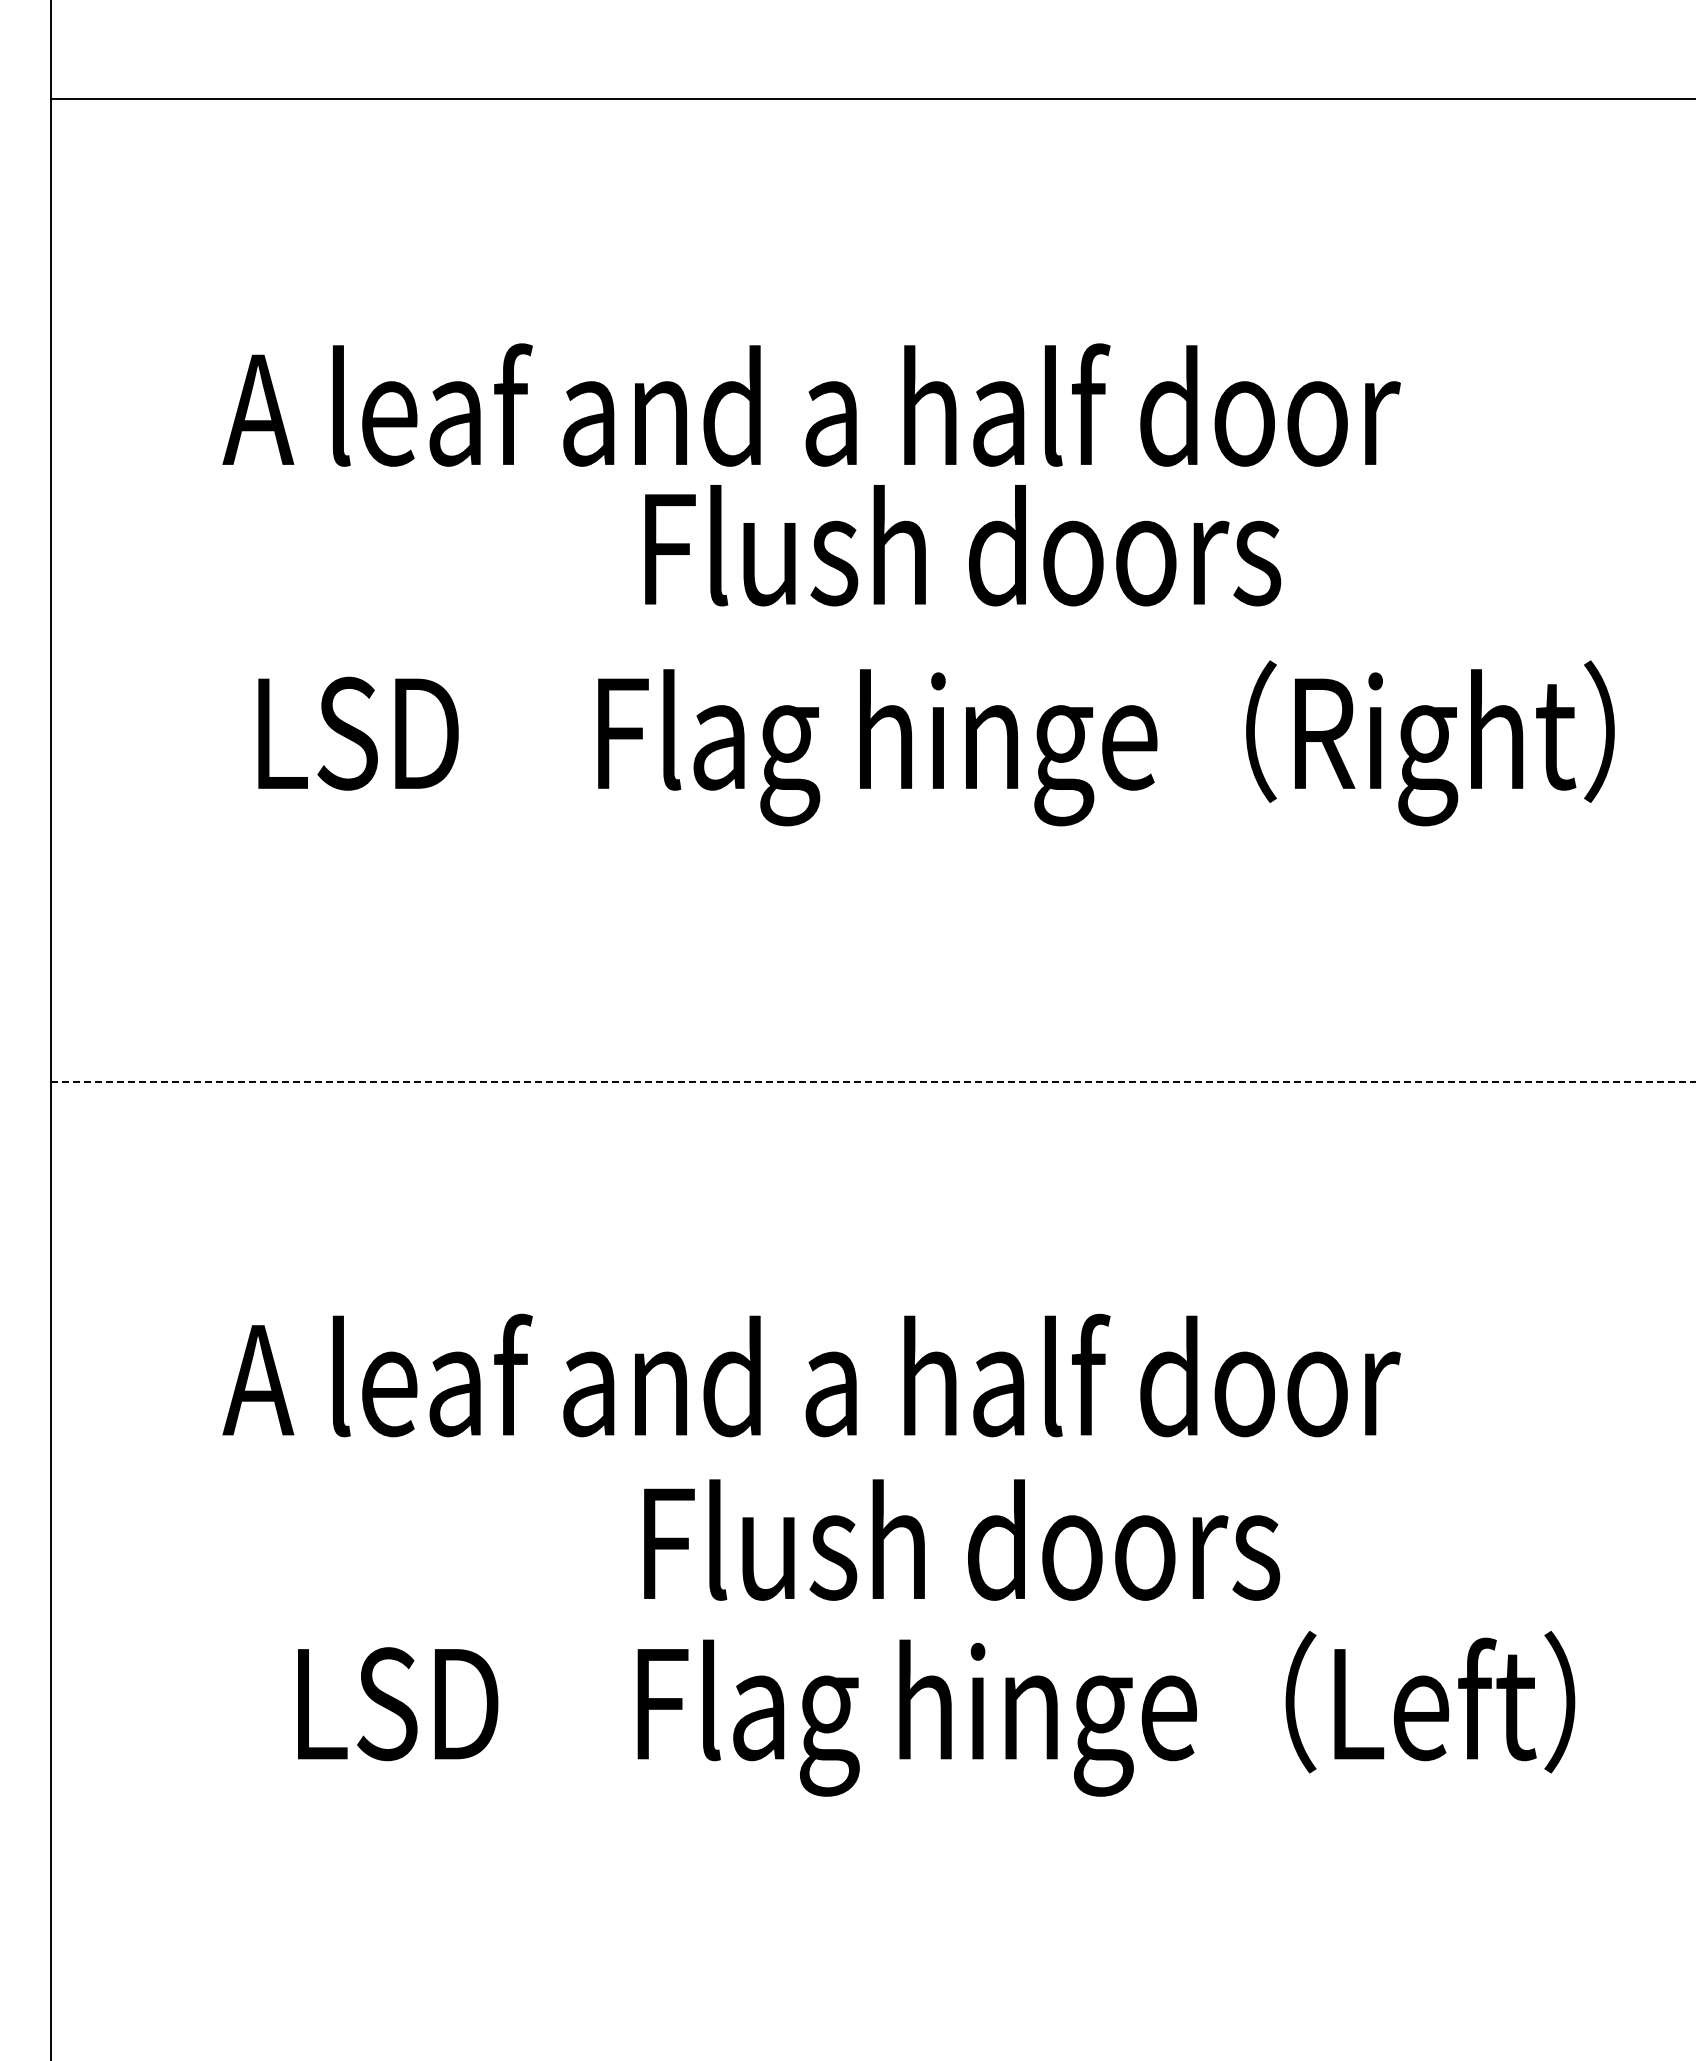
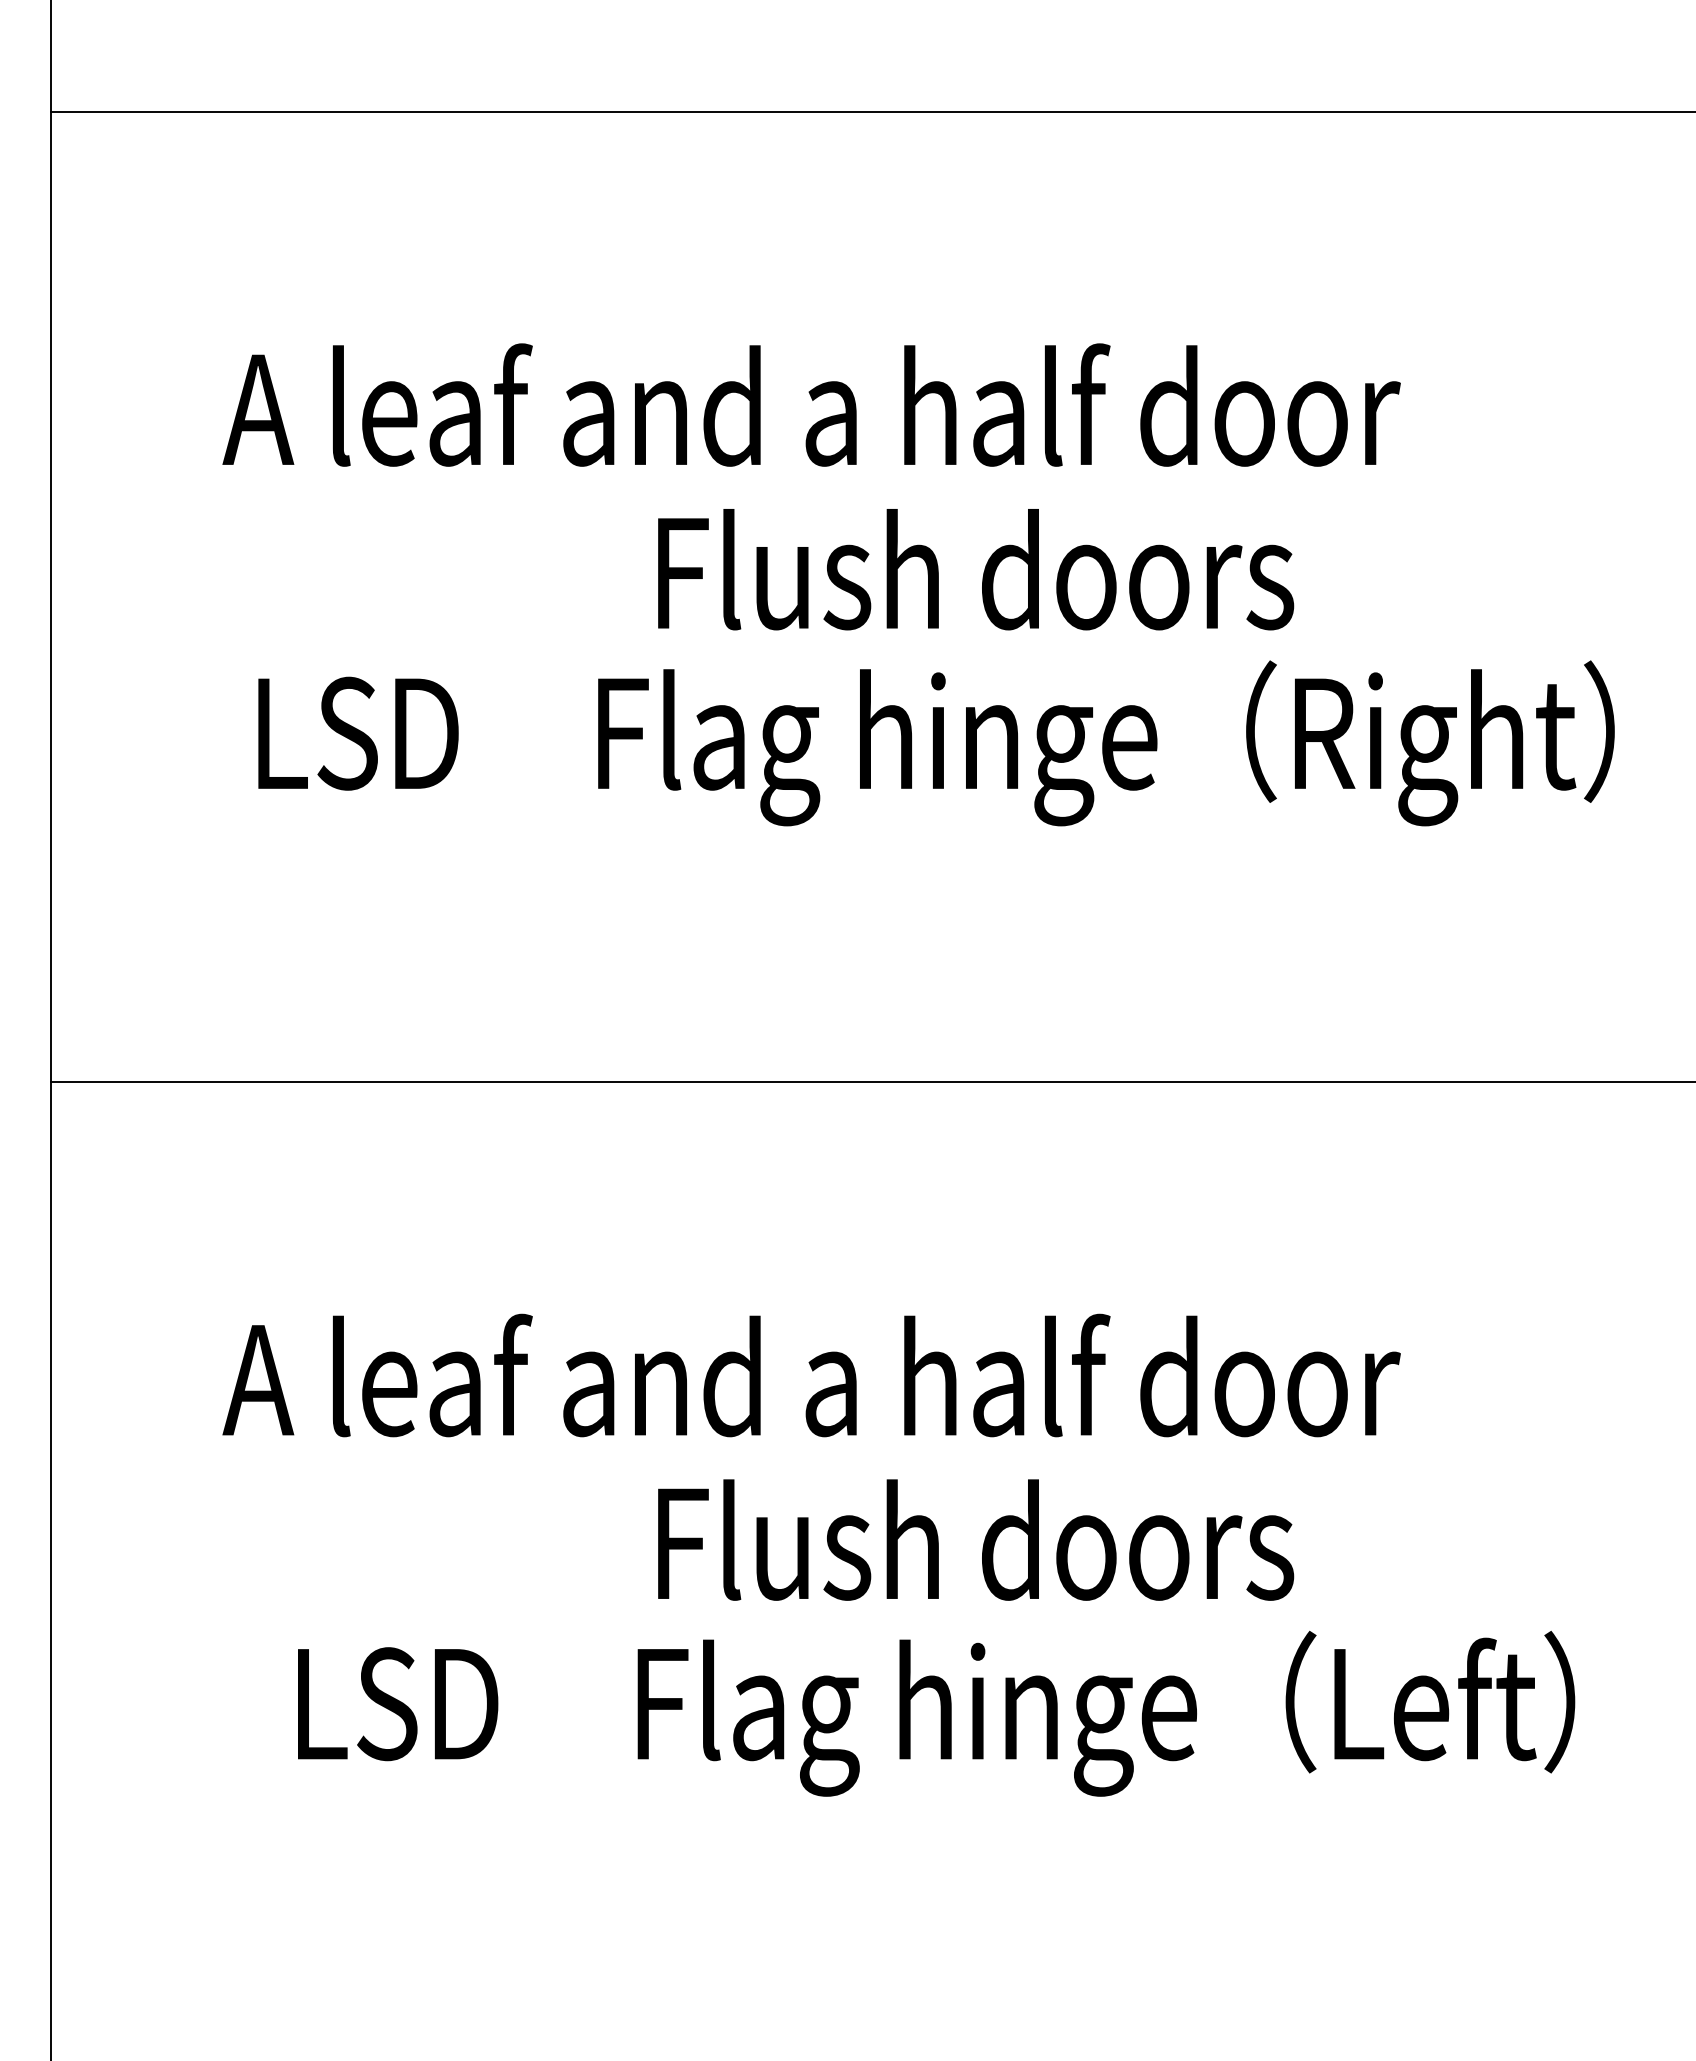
line position: (871, 98) -> (871, 111) (871, 111)
text position: (963, 545) -> (976, 569) (976, 569)
line: dashed -> solid (873, 1081)
text position: (962, 1539) -> (976, 1539) (976, 1539)
